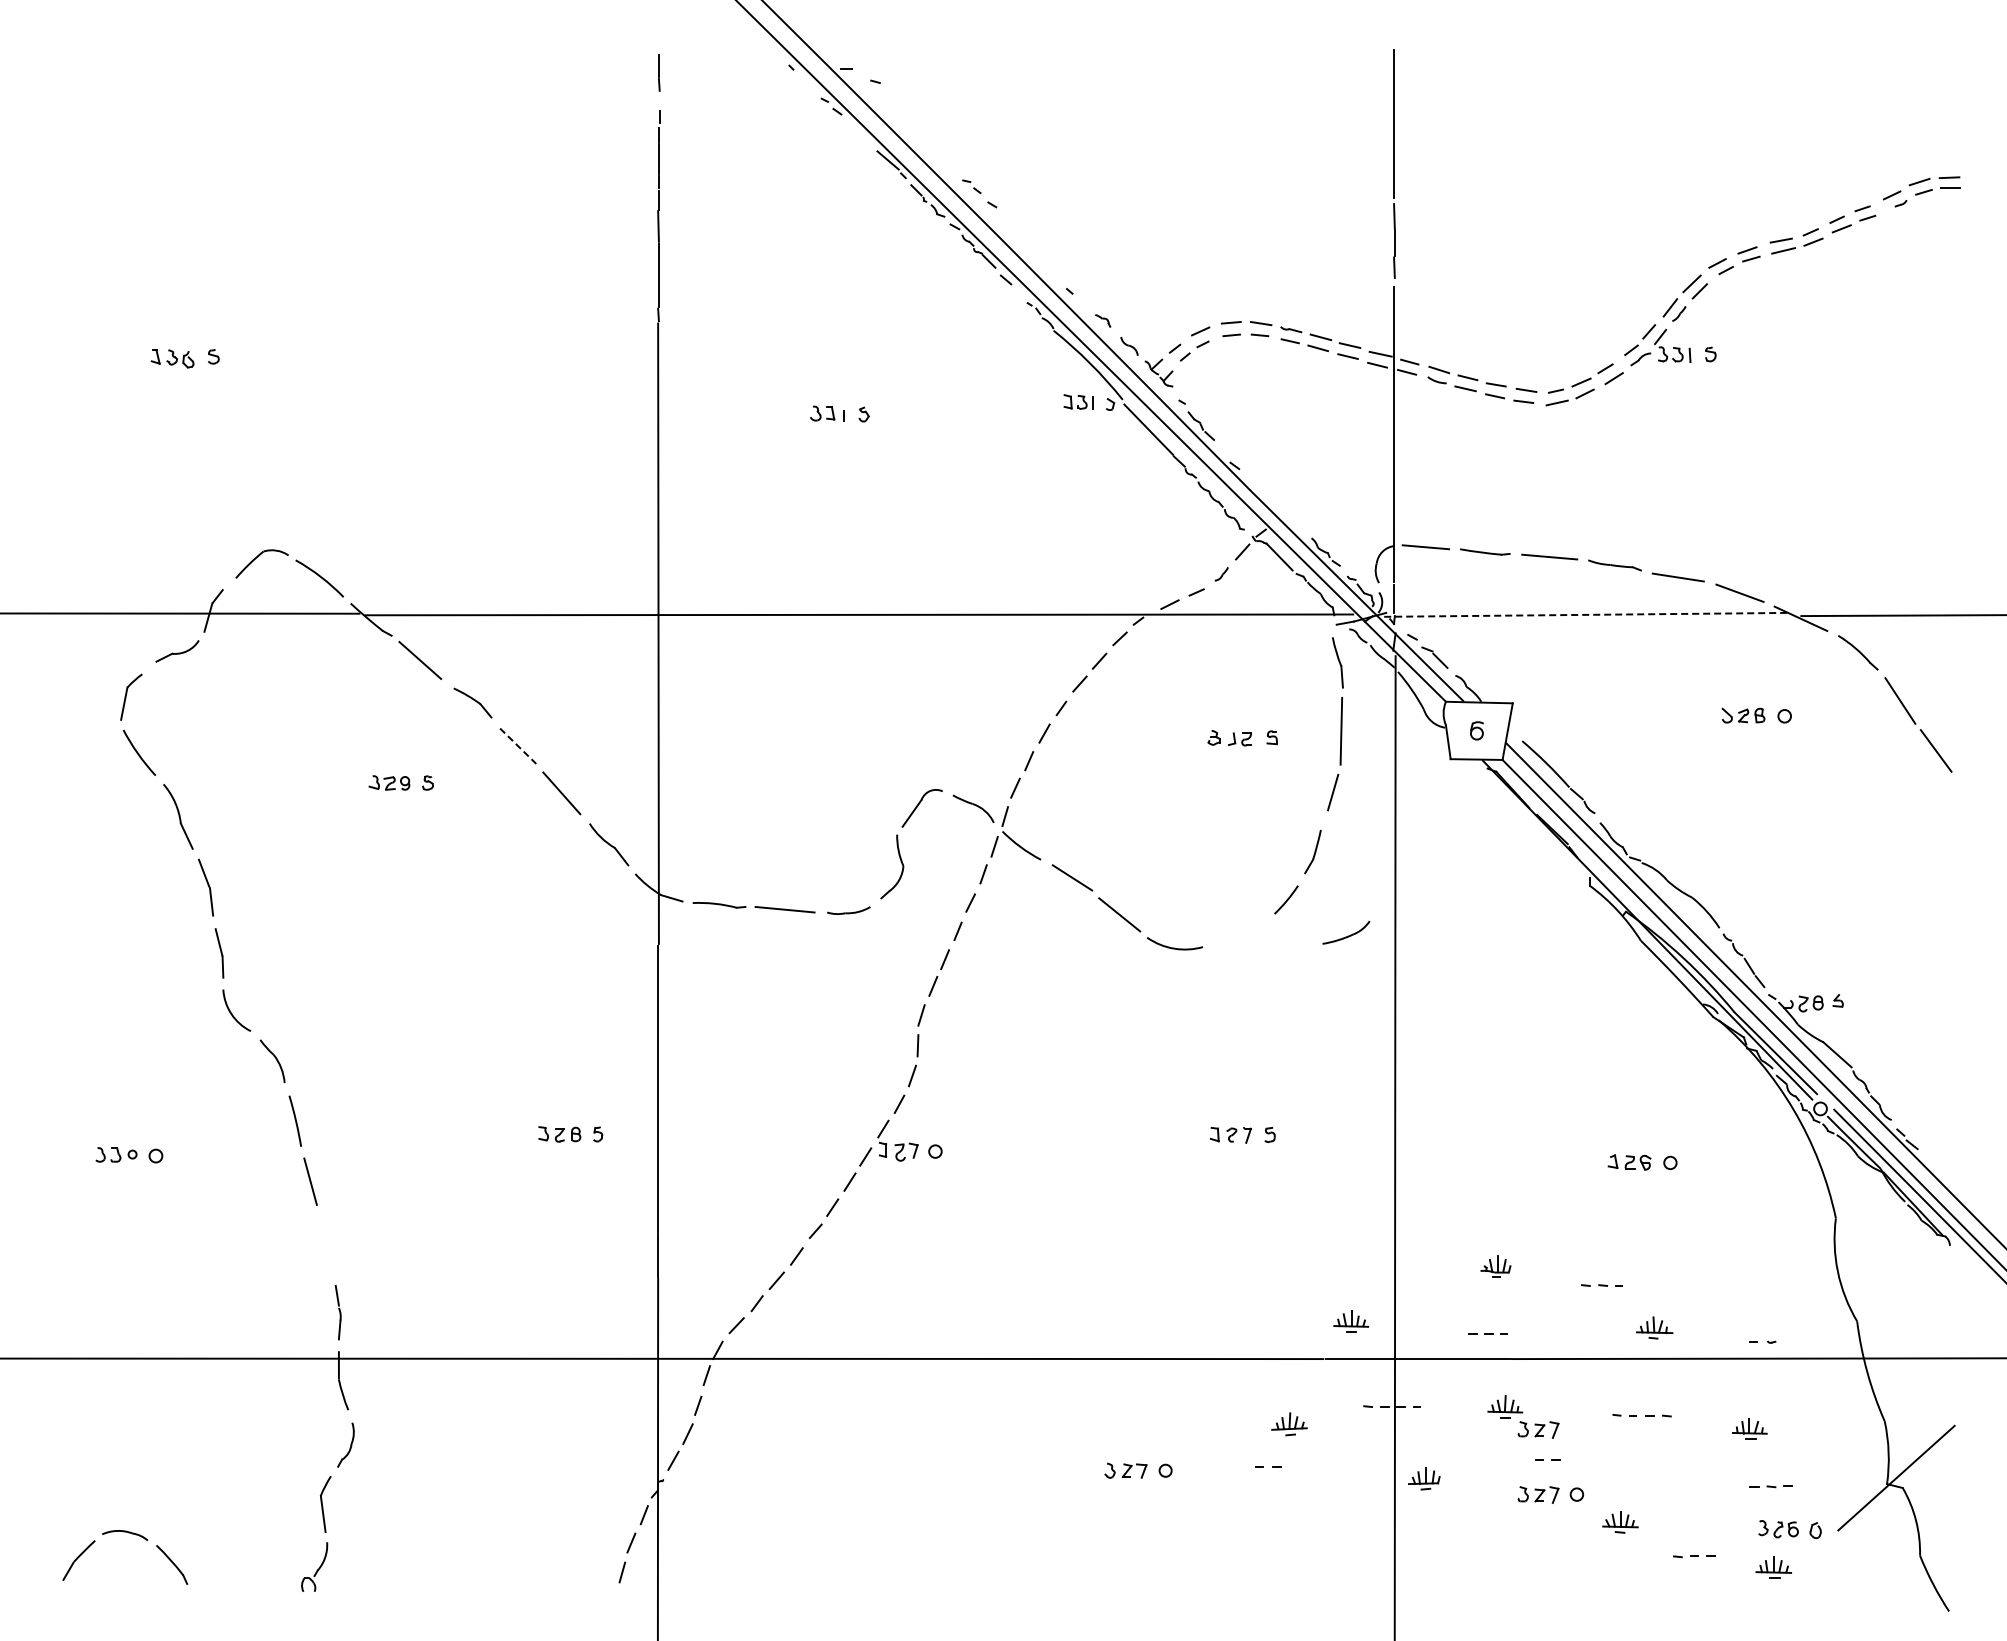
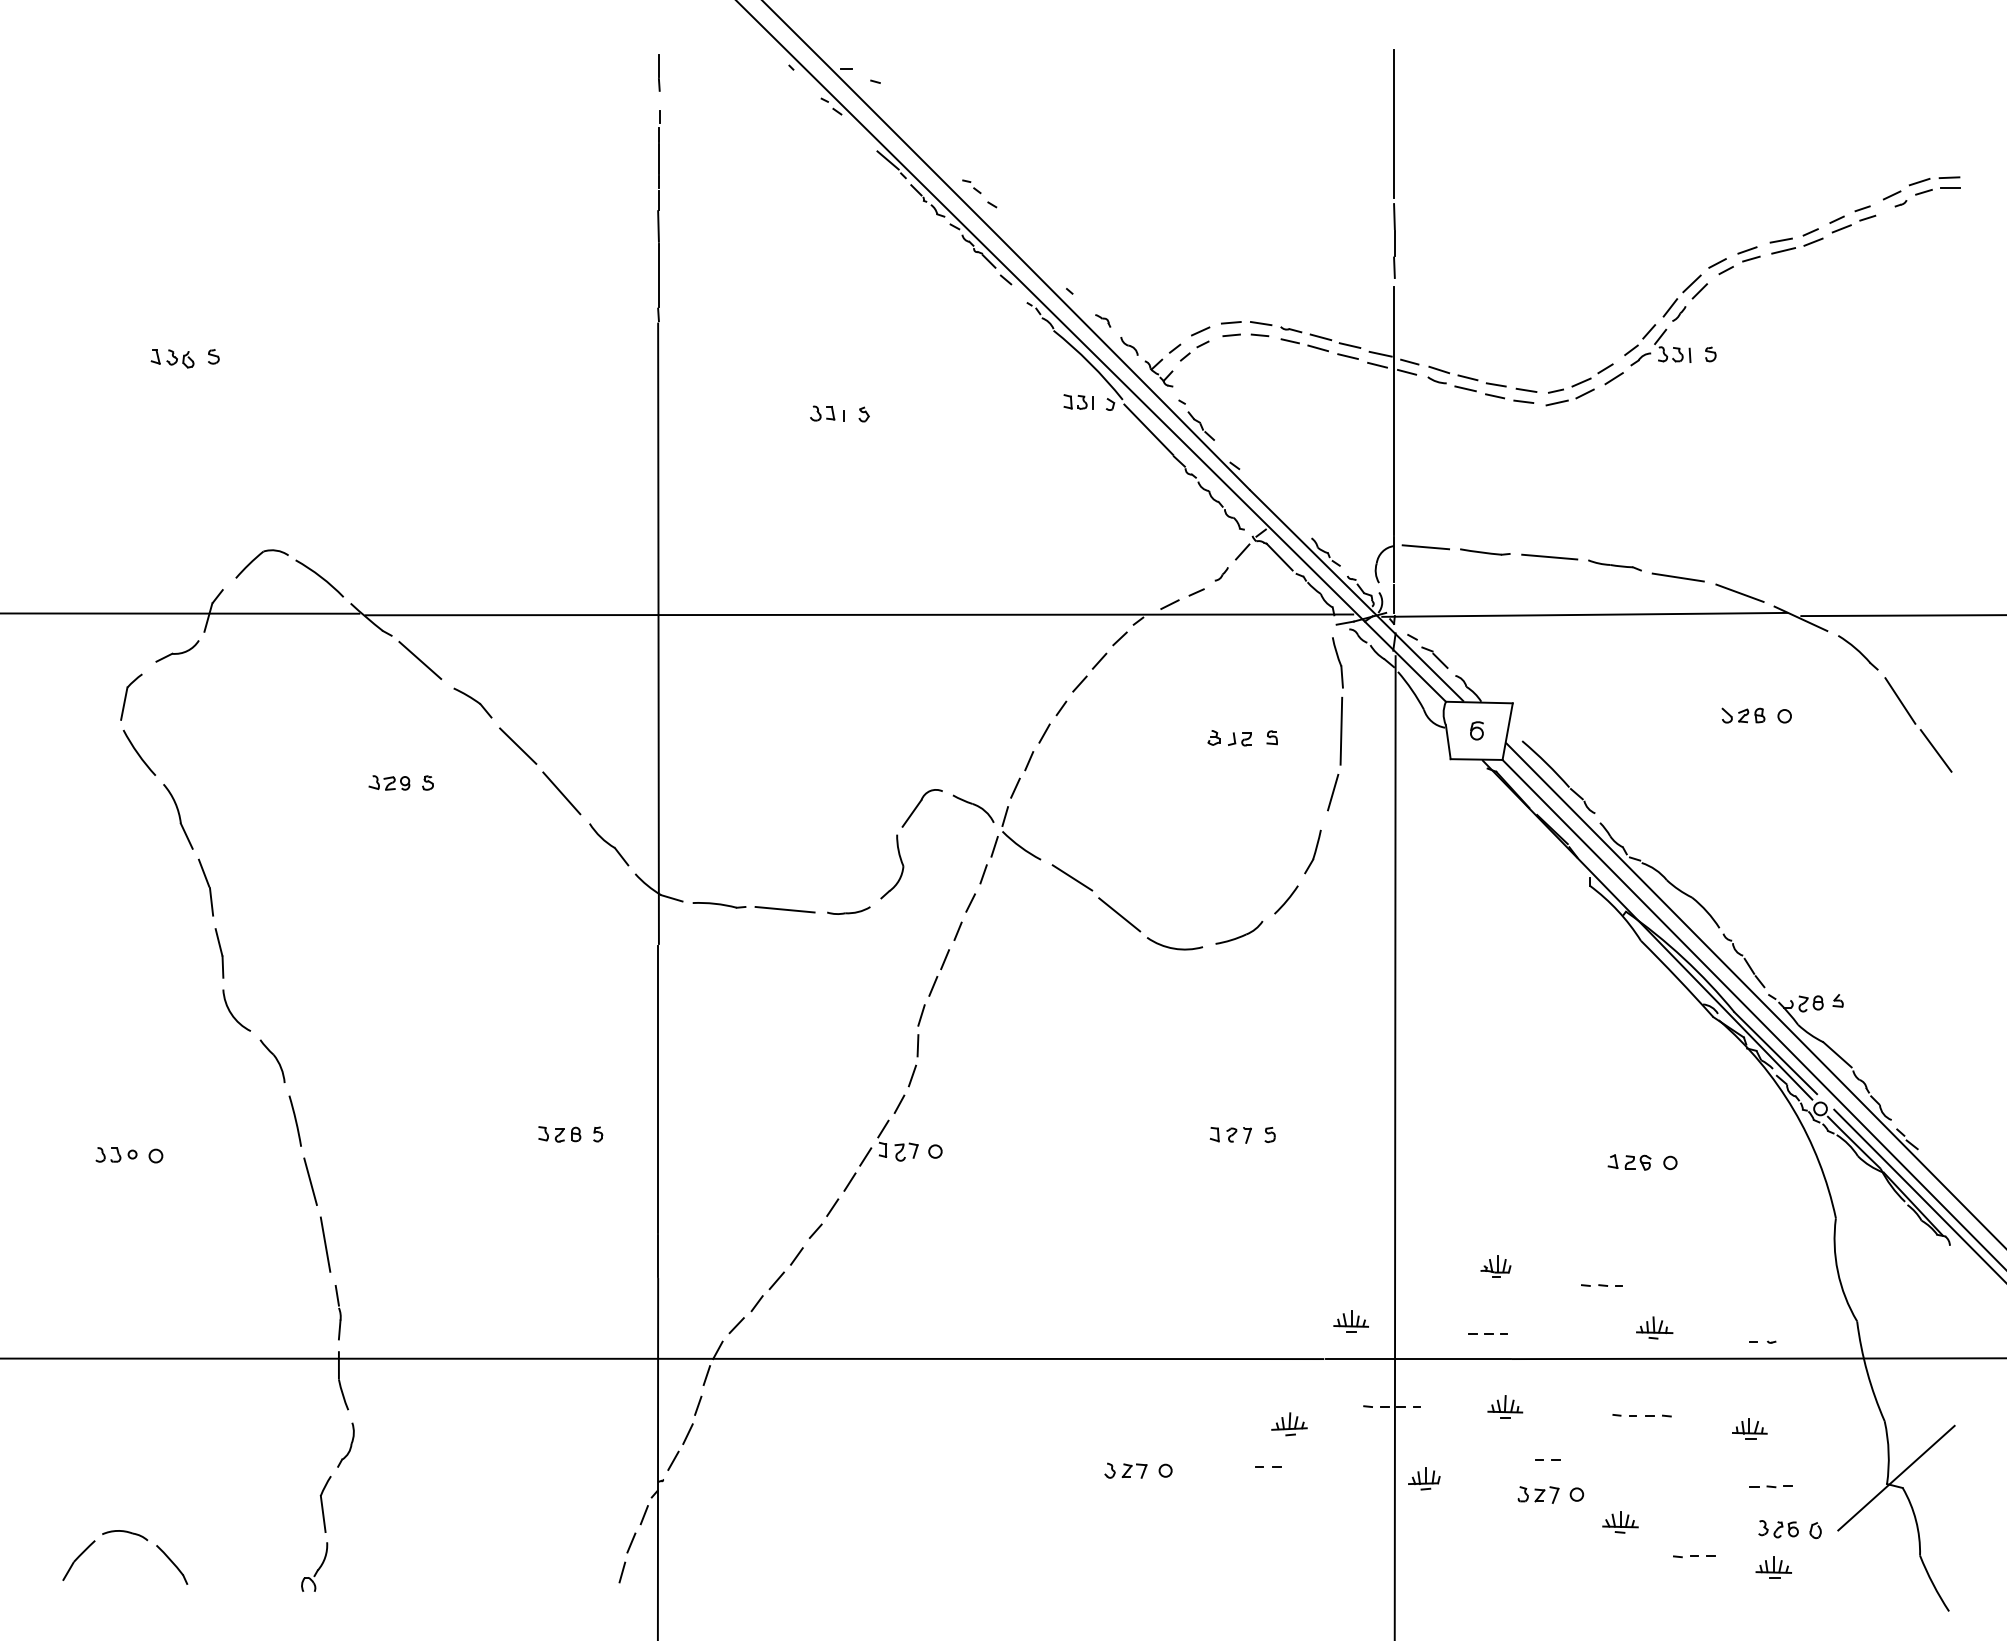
line: dashed -> solid (1584, 614)
line: dashed -> solid (518, 746)
part position: (1346, 932) -> (1239, 932) (1239, 932)
line: none -> present (325, 1244)
part: present -> none (1538, 1429)
